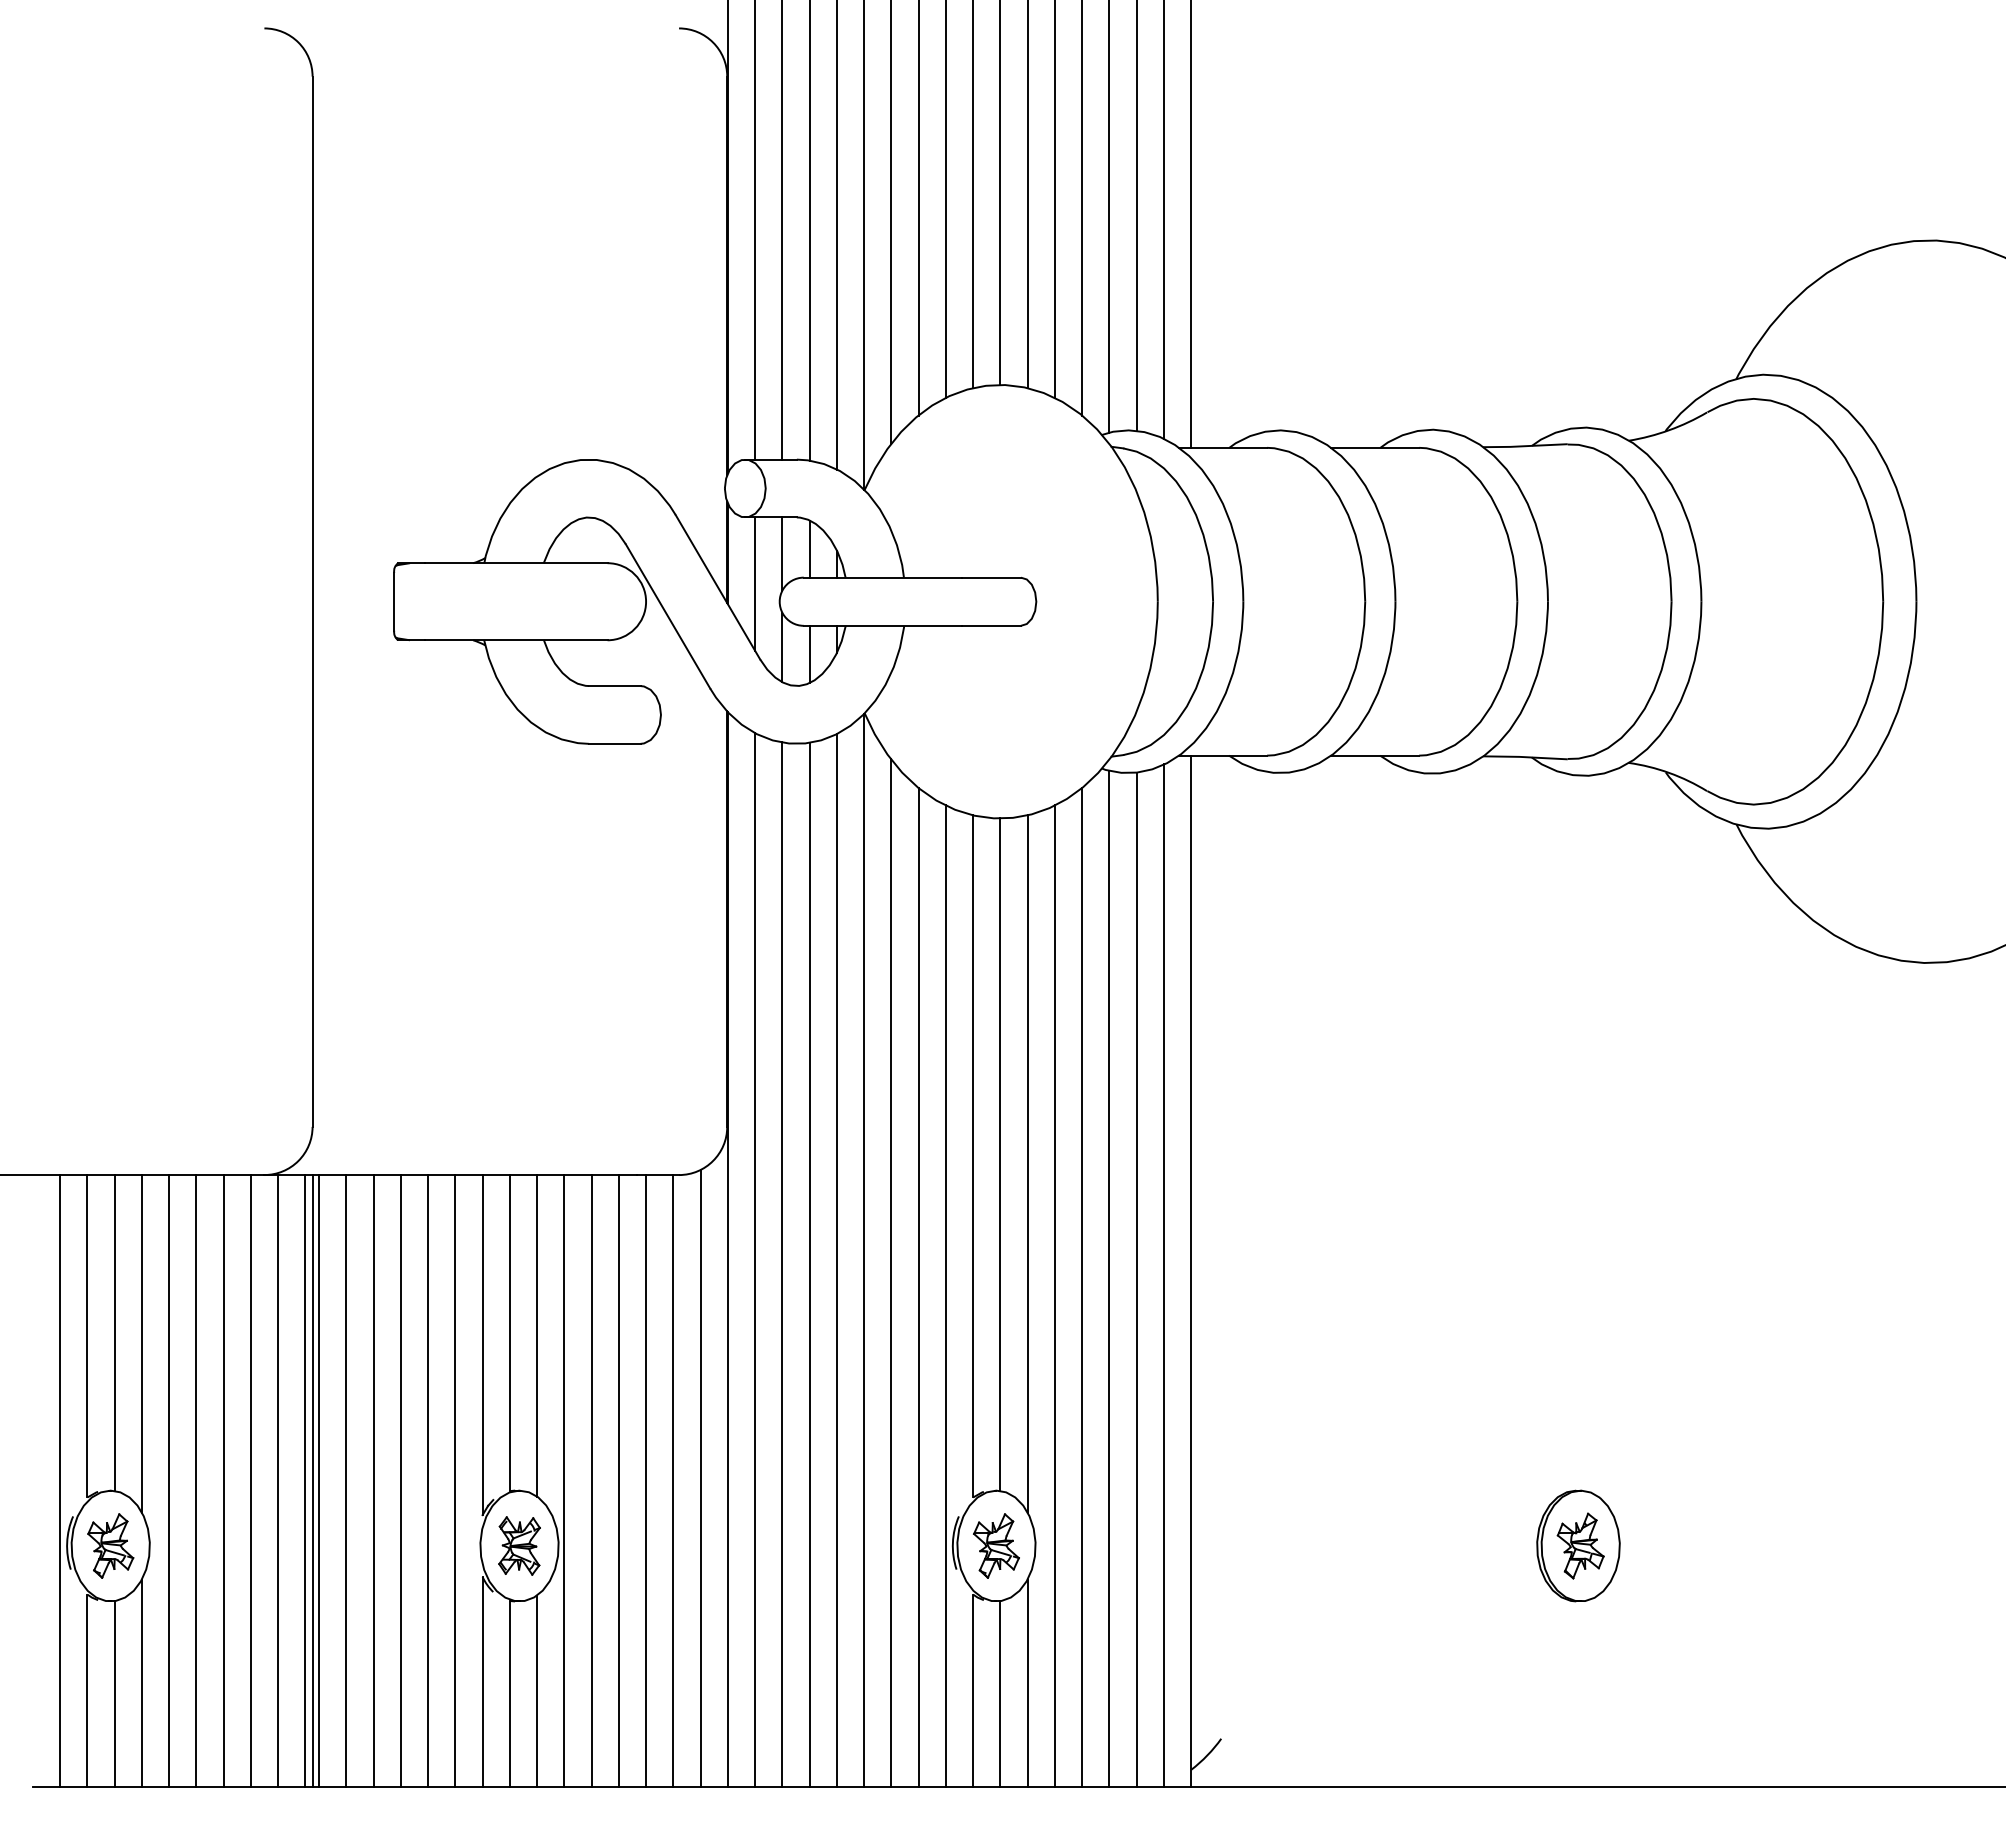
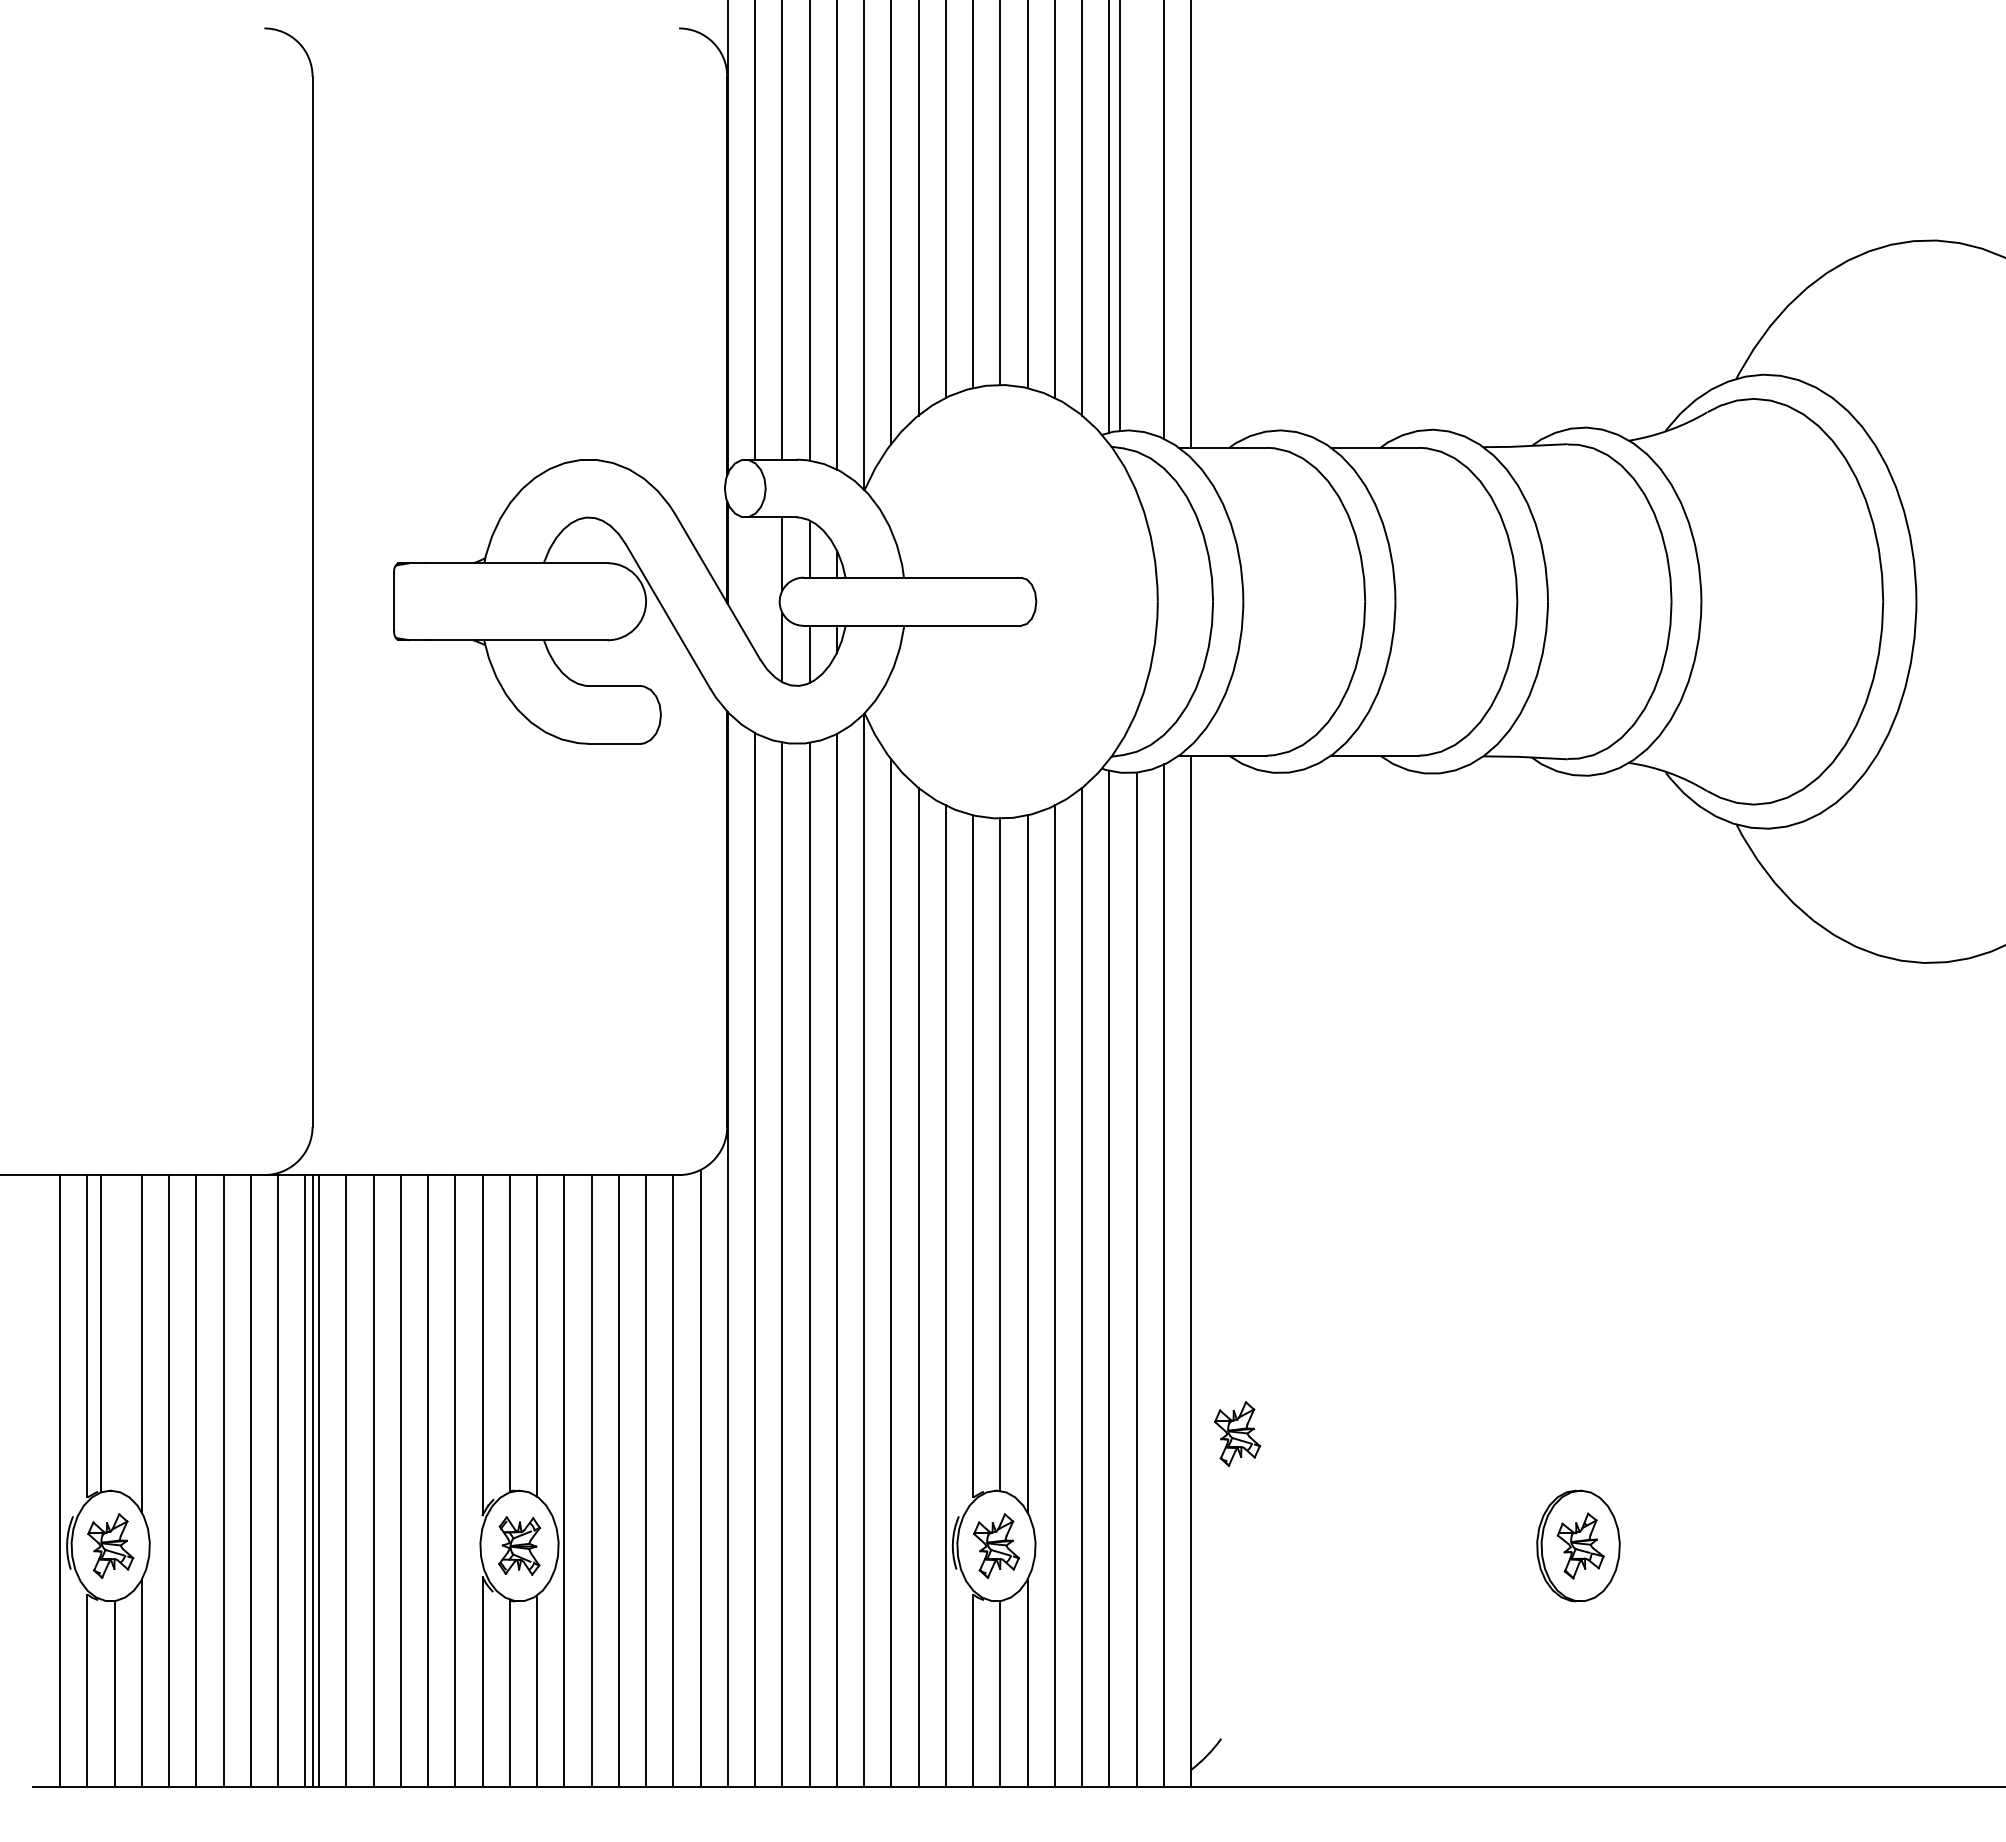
line position: (1136, 216) -> (1119, 216) (1119, 216)
line: present -> none (755, 583)
line position: (114, 1332) -> (100, 1332) (100, 1332)
part: none -> present (1237, 1433)
